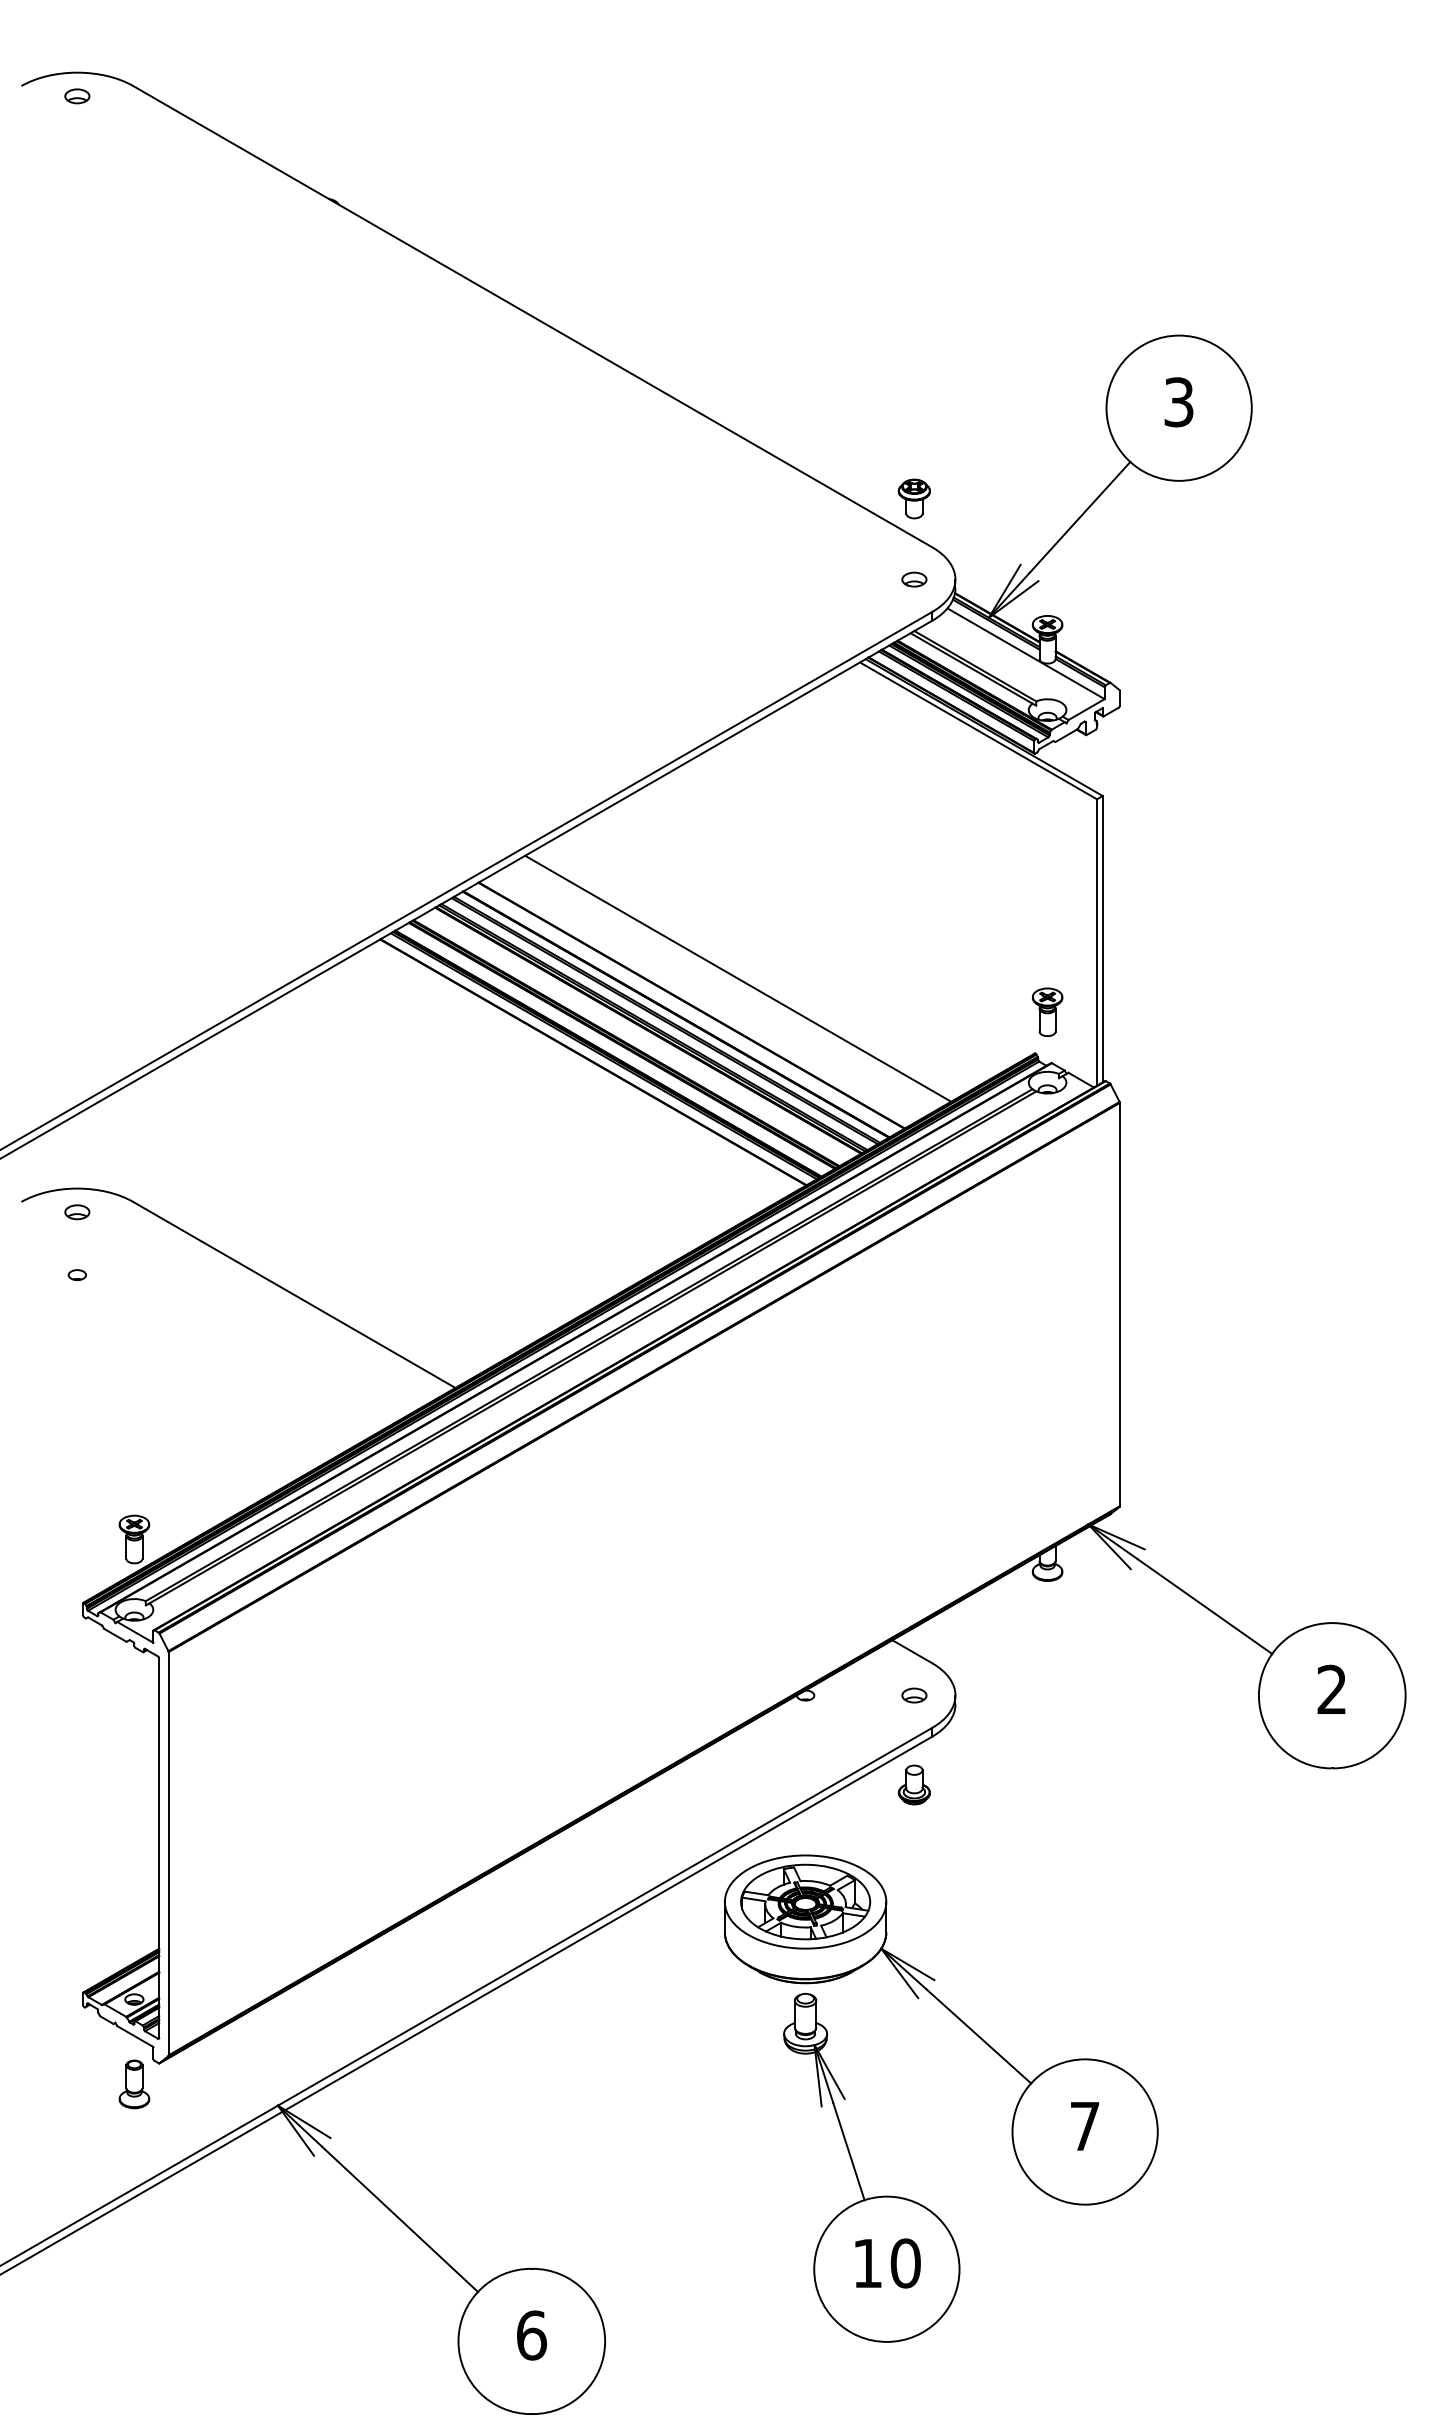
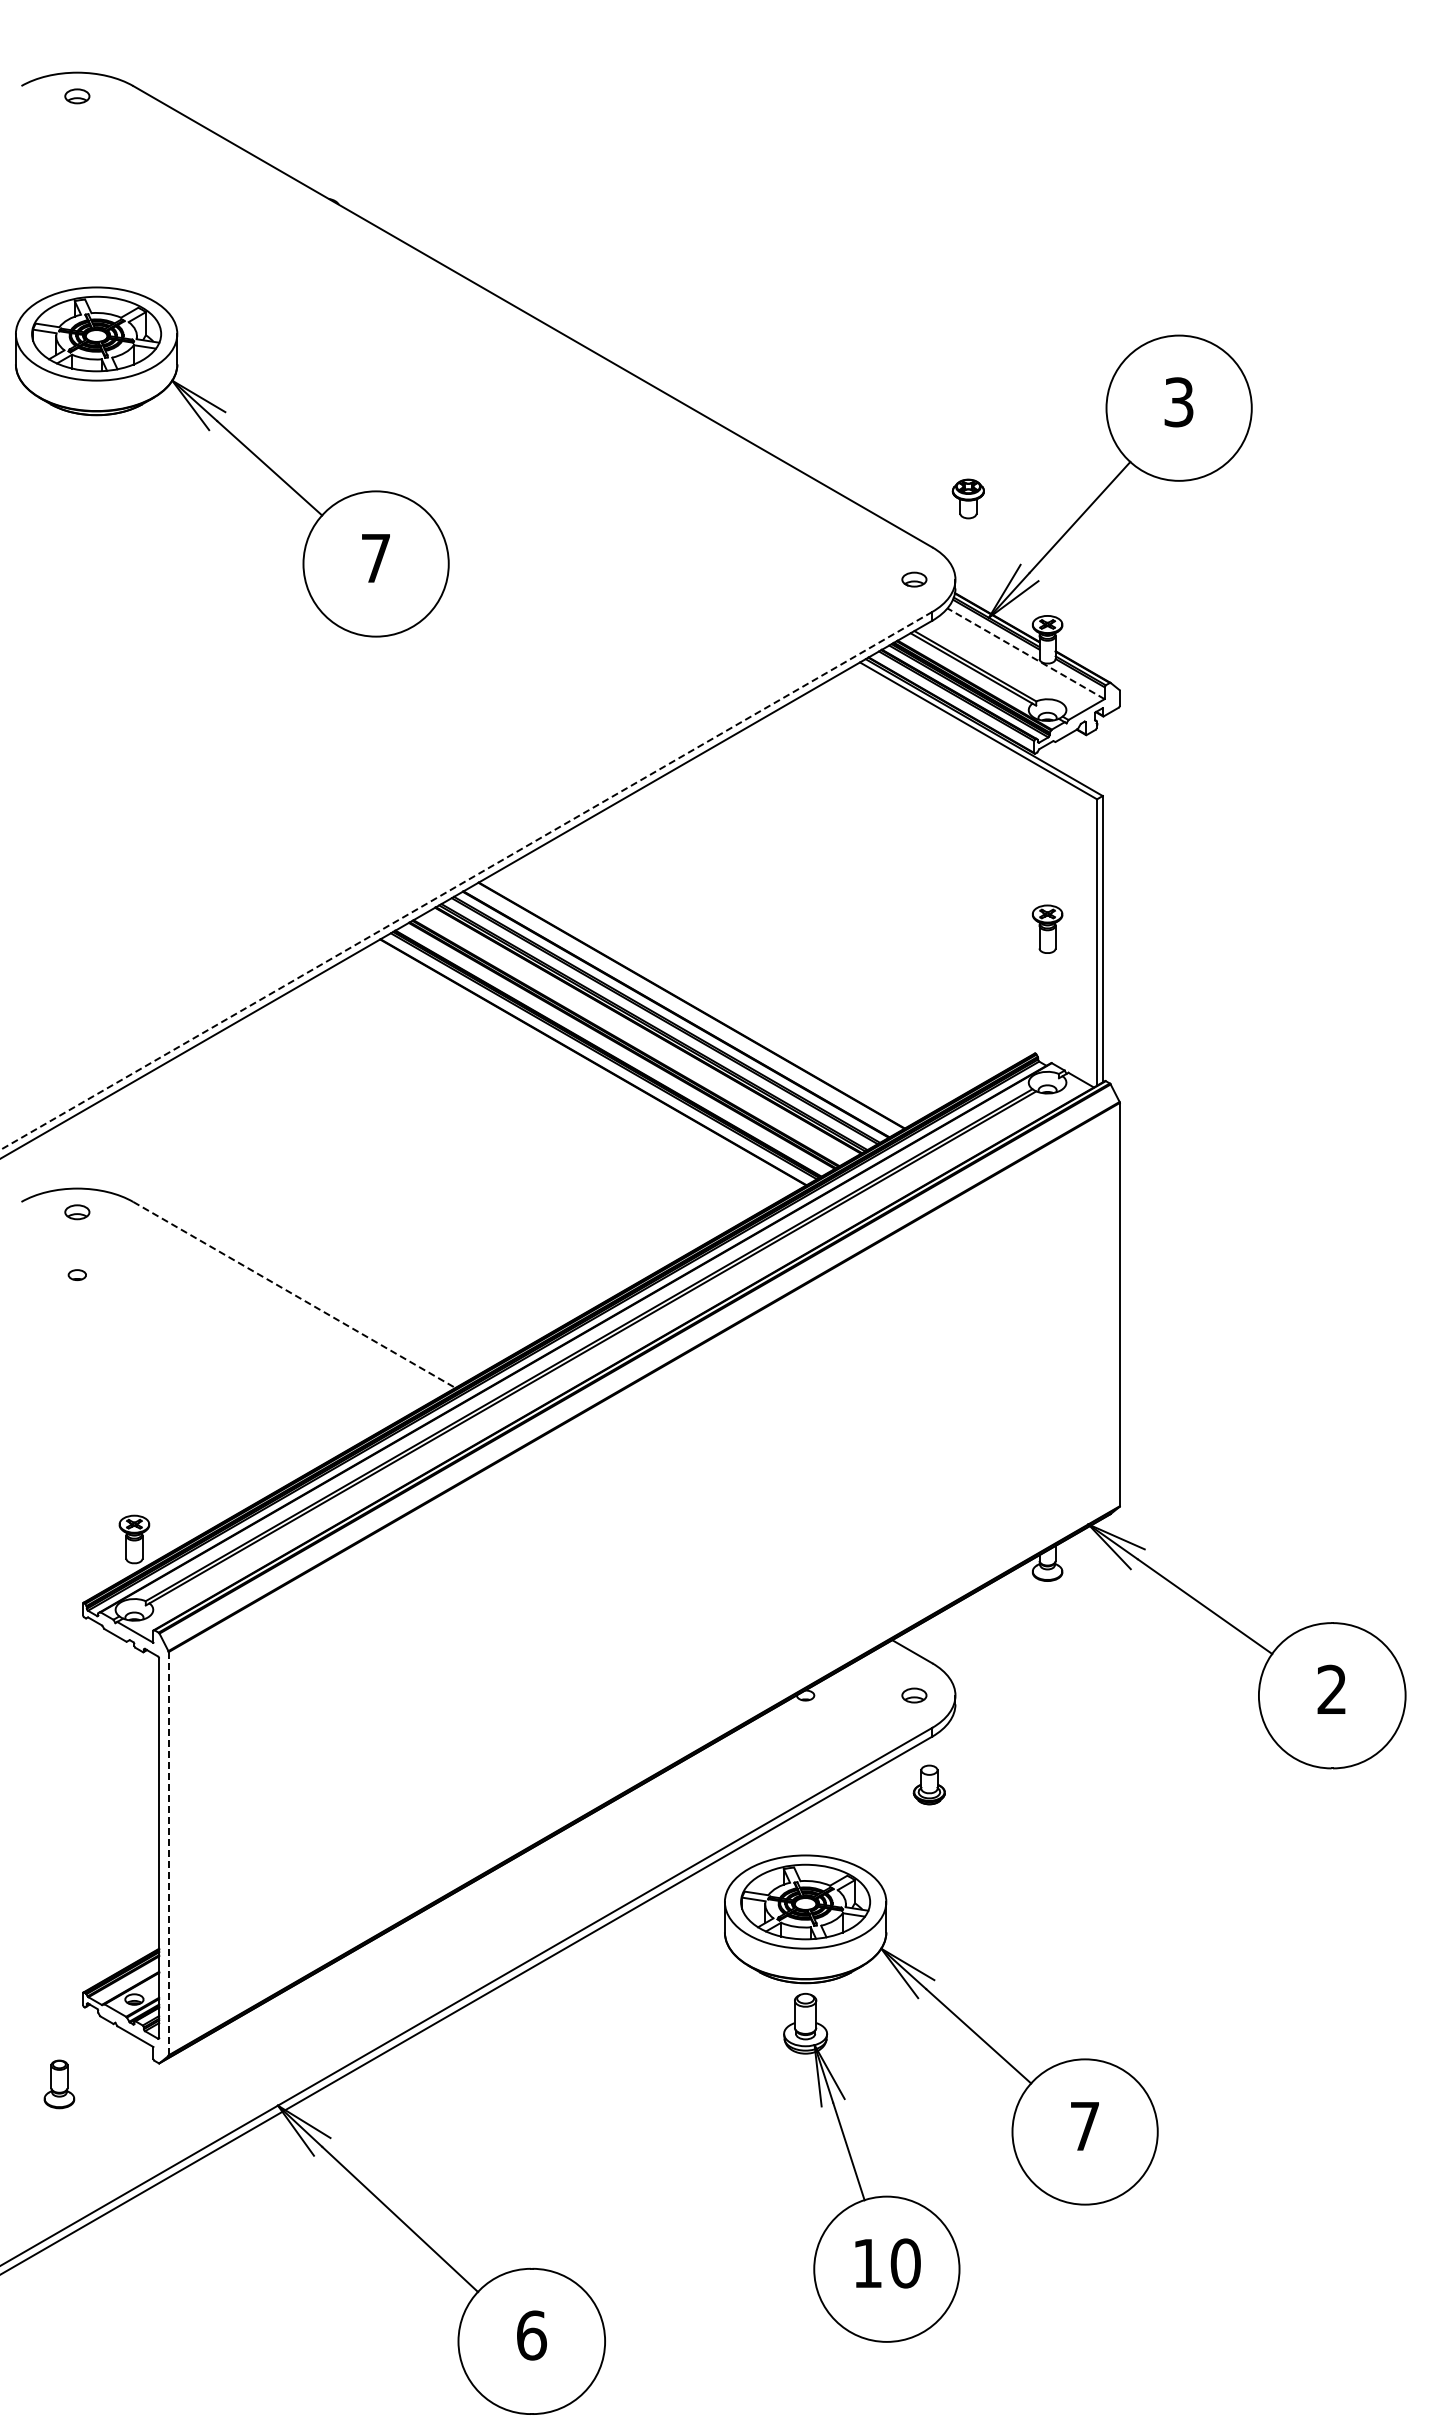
part: none -> present (243, 446)
part position: (913, 498) -> (967, 498) (967, 498)
line: solid -> dashed (1026, 653)
line: solid -> dashed (465, 881)
line: present -> none (738, 978)
part position: (1047, 1011) -> (1047, 928) (1047, 928)
line: solid -> dashed (294, 1295)
part position: (913, 1784) -> (928, 1784) (928, 1784)
line: solid -> dashed (168, 1853)
part position: (134, 2084) -> (59, 2084) (59, 2084)
